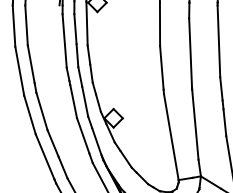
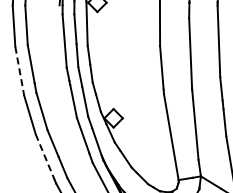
line: solid -> dashed (19, 71)
line: solid -> dashed (45, 157)
